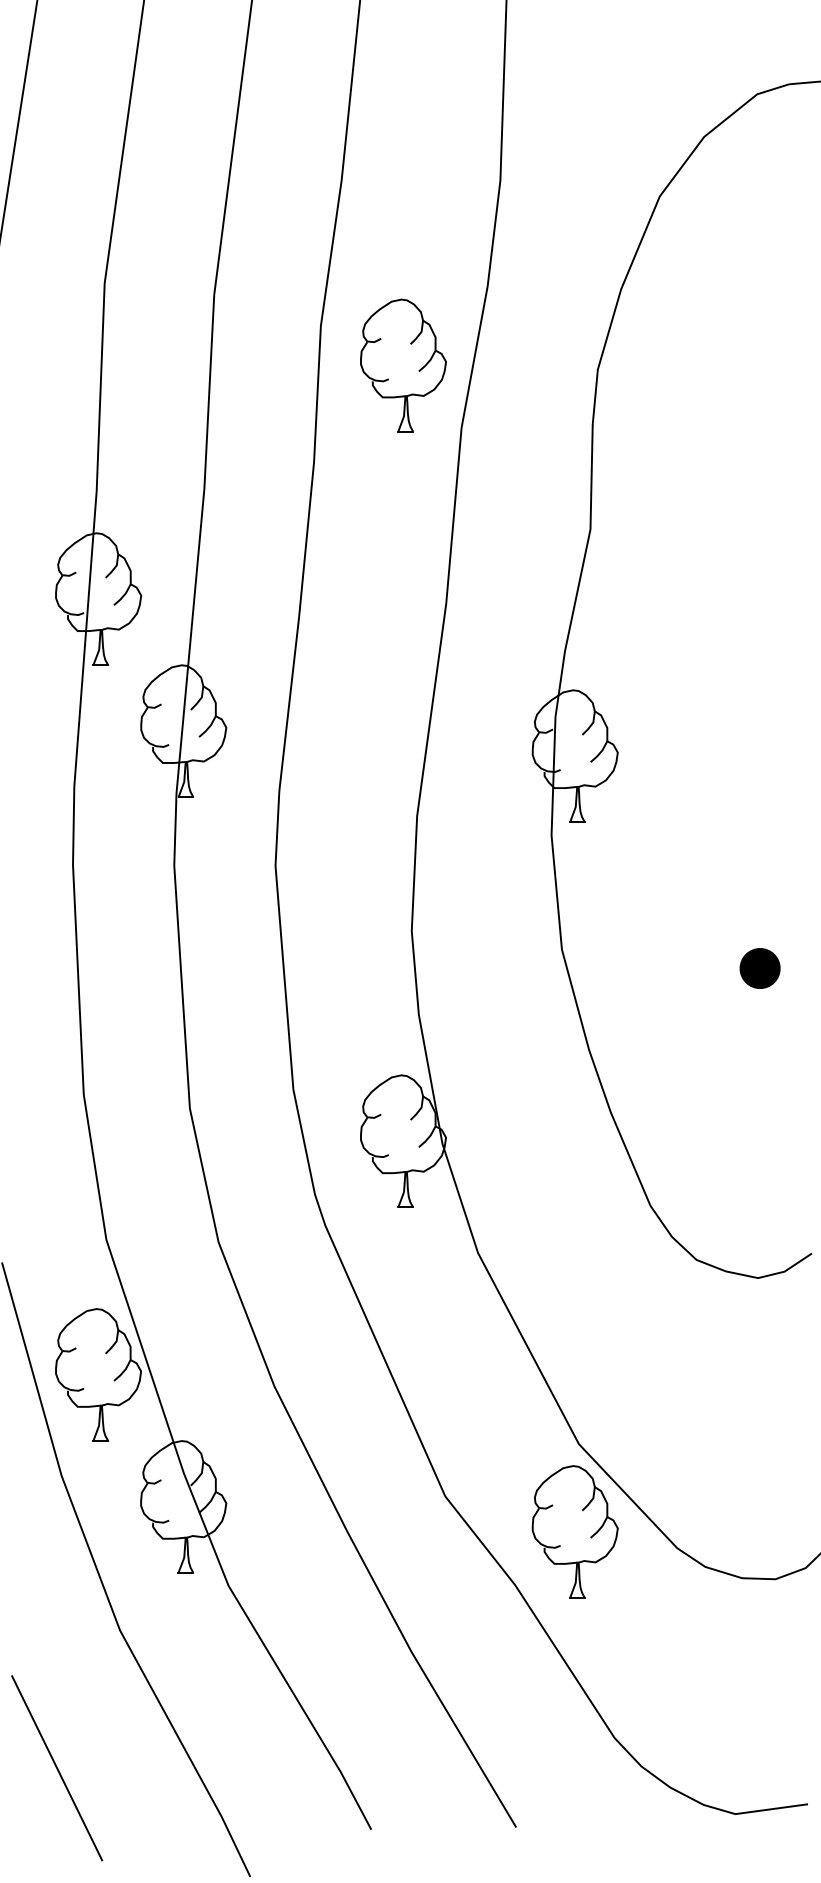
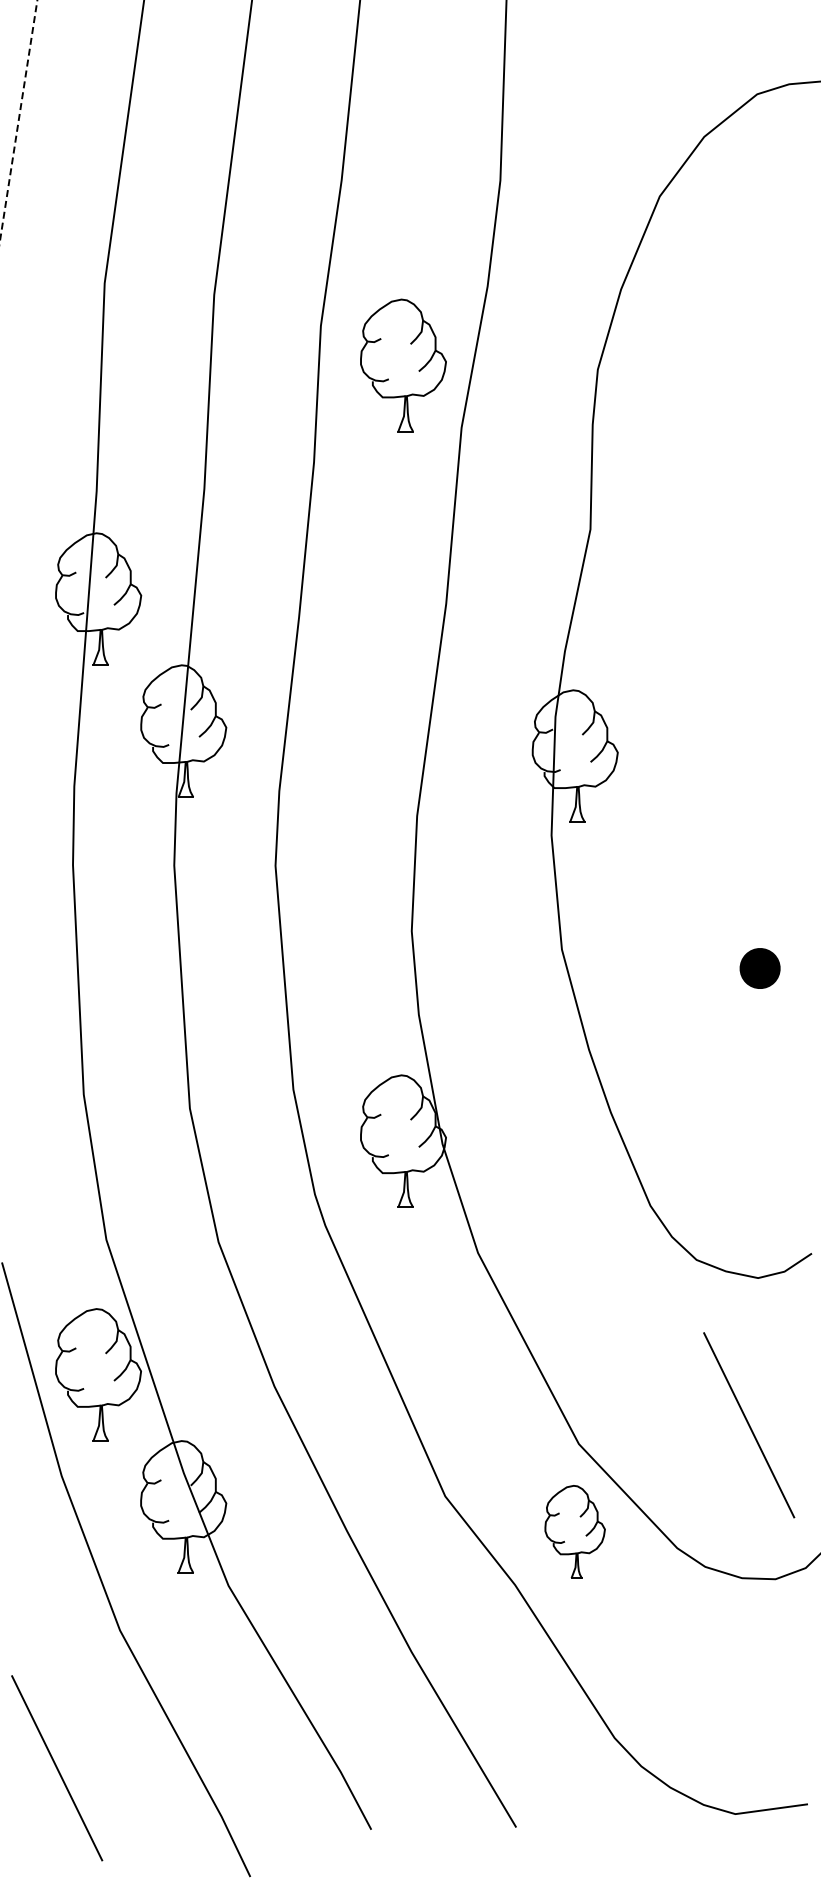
line: solid -> dashed (18, 120)
line: none -> present (749, 1425)
part size: 88x134 px -> 62x94 px (574, 1531)
